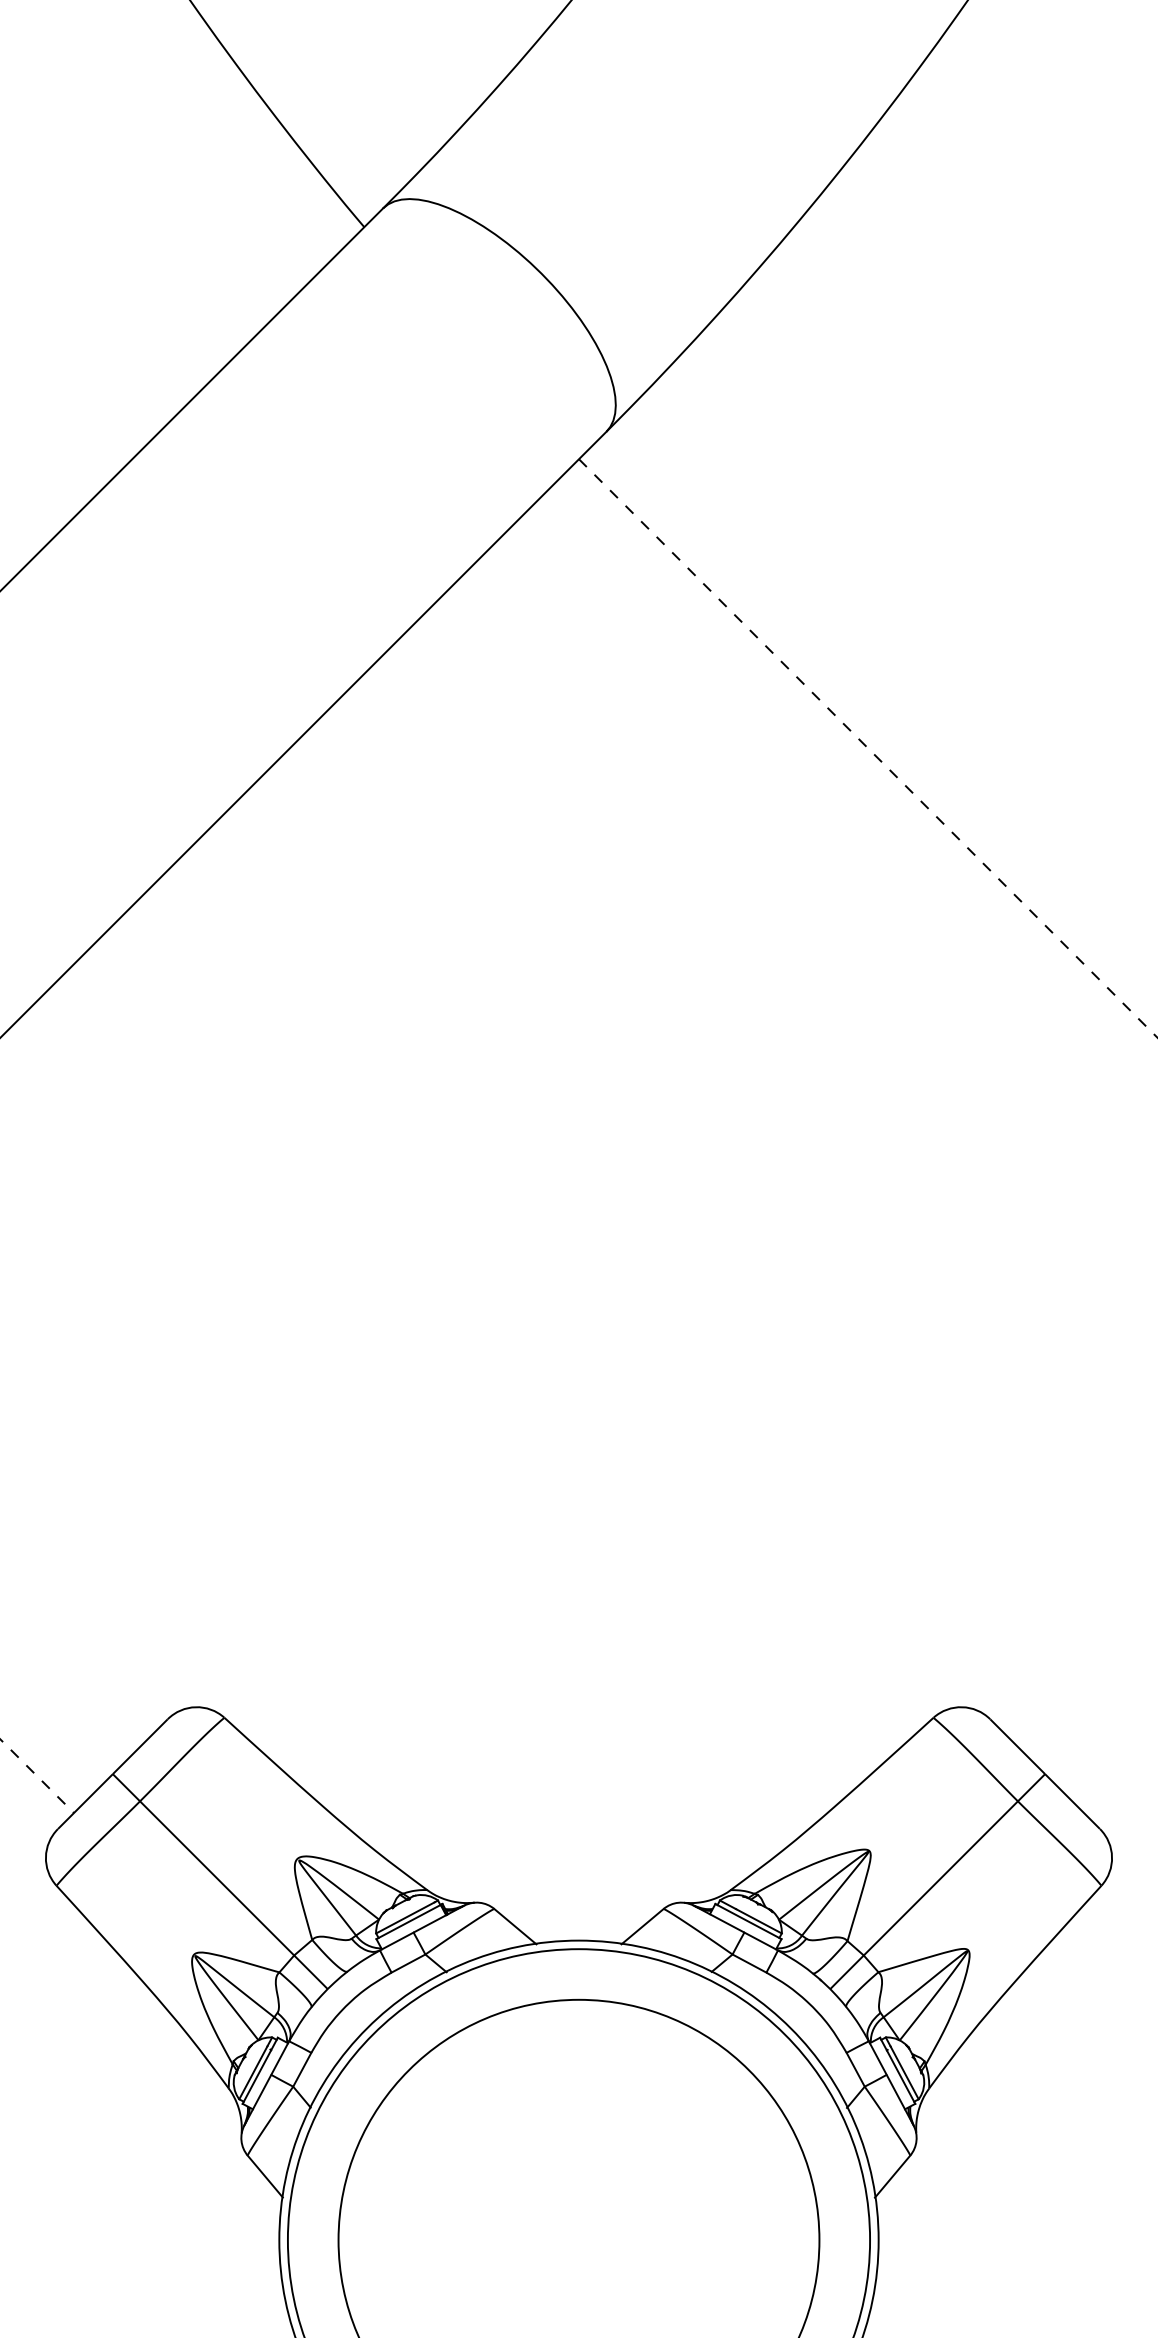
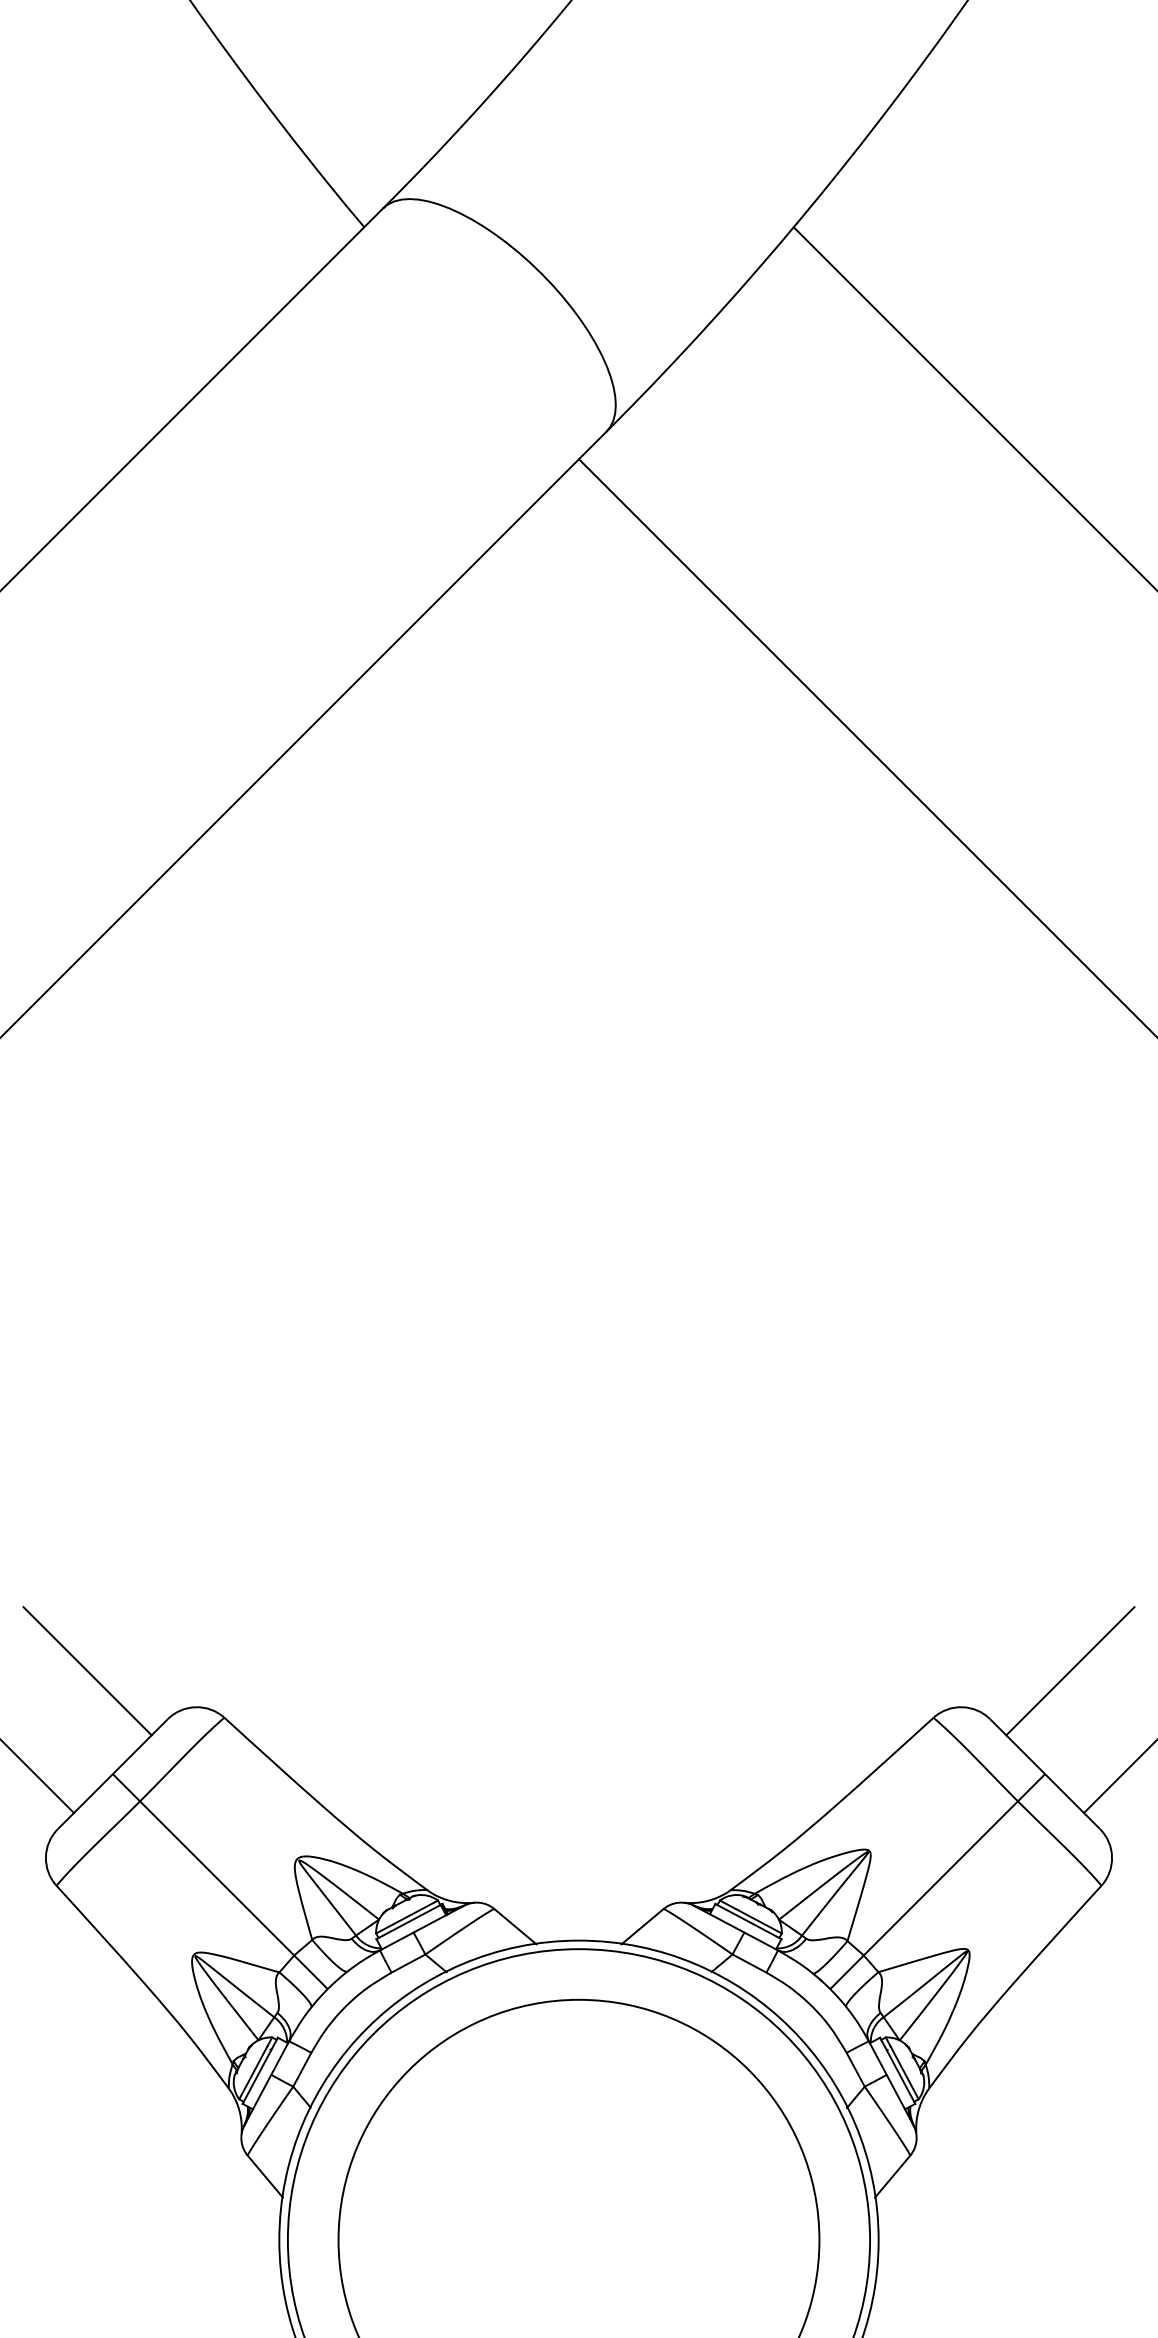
line: none -> present (973, 407)
line: dashed -> solid (868, 748)
line: none -> present (87, 1671)
line: none -> present (1070, 1671)
line: dashed -> solid (37, 1776)
line: none -> present (1118, 1777)
